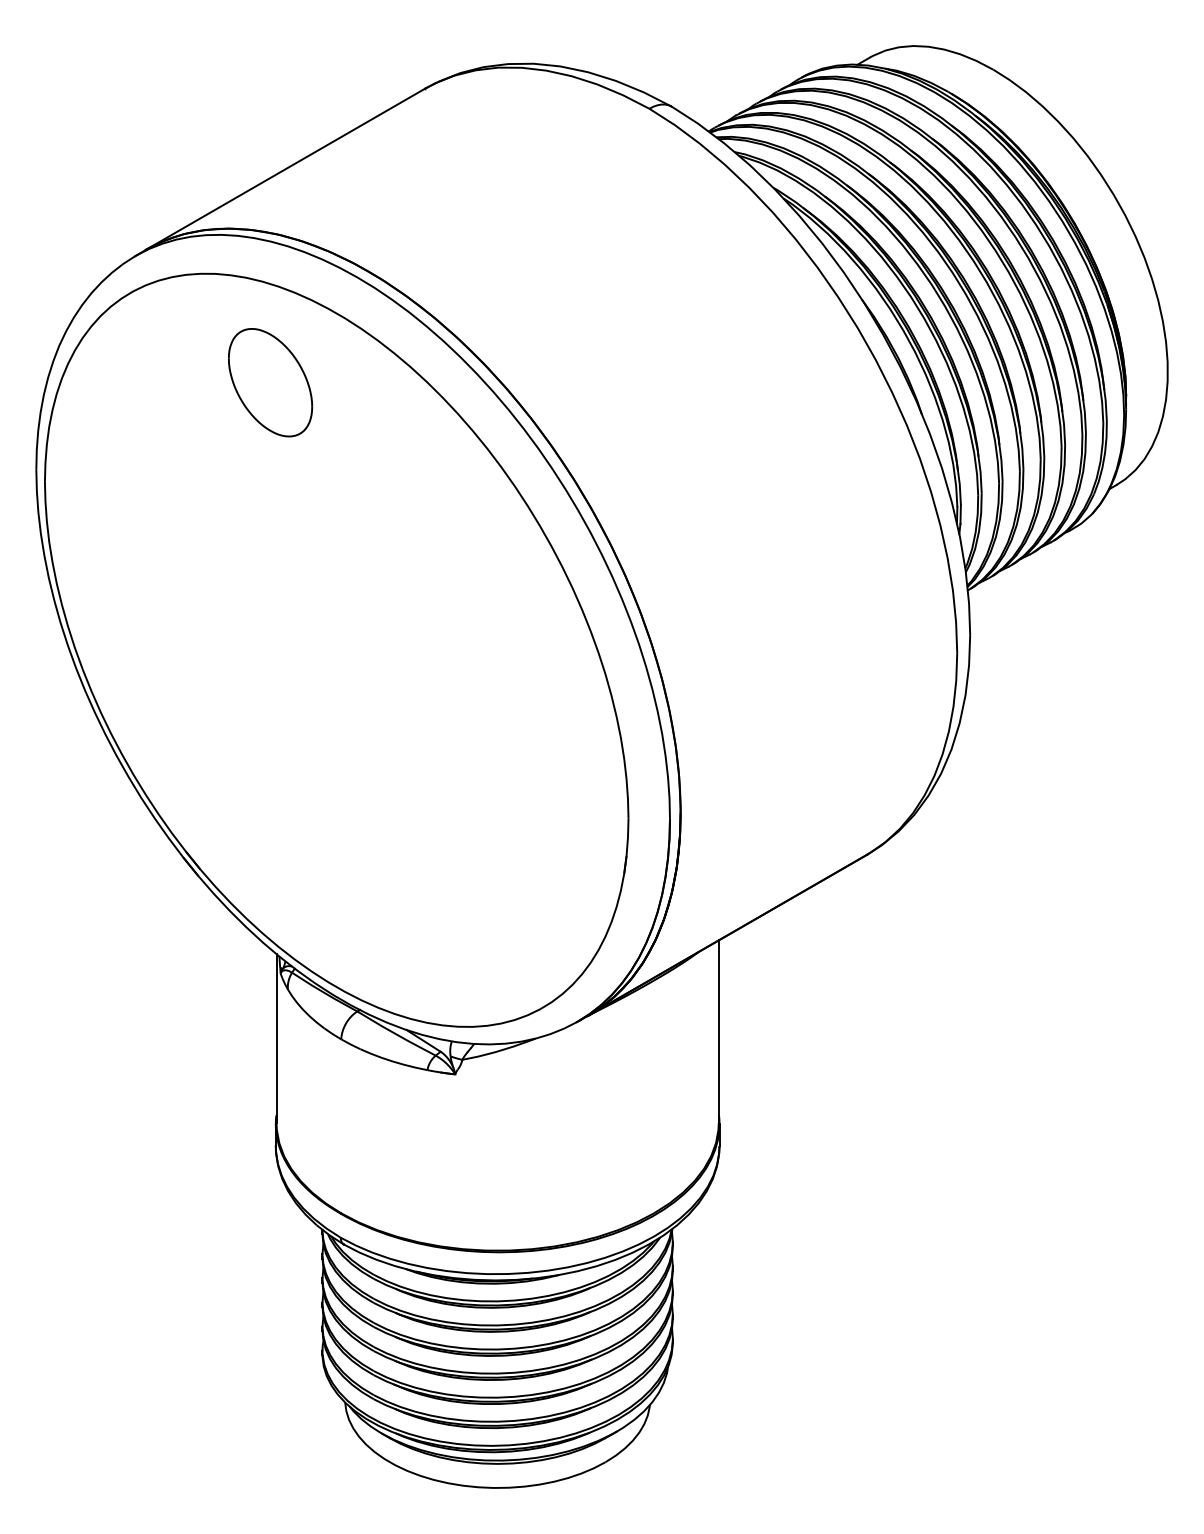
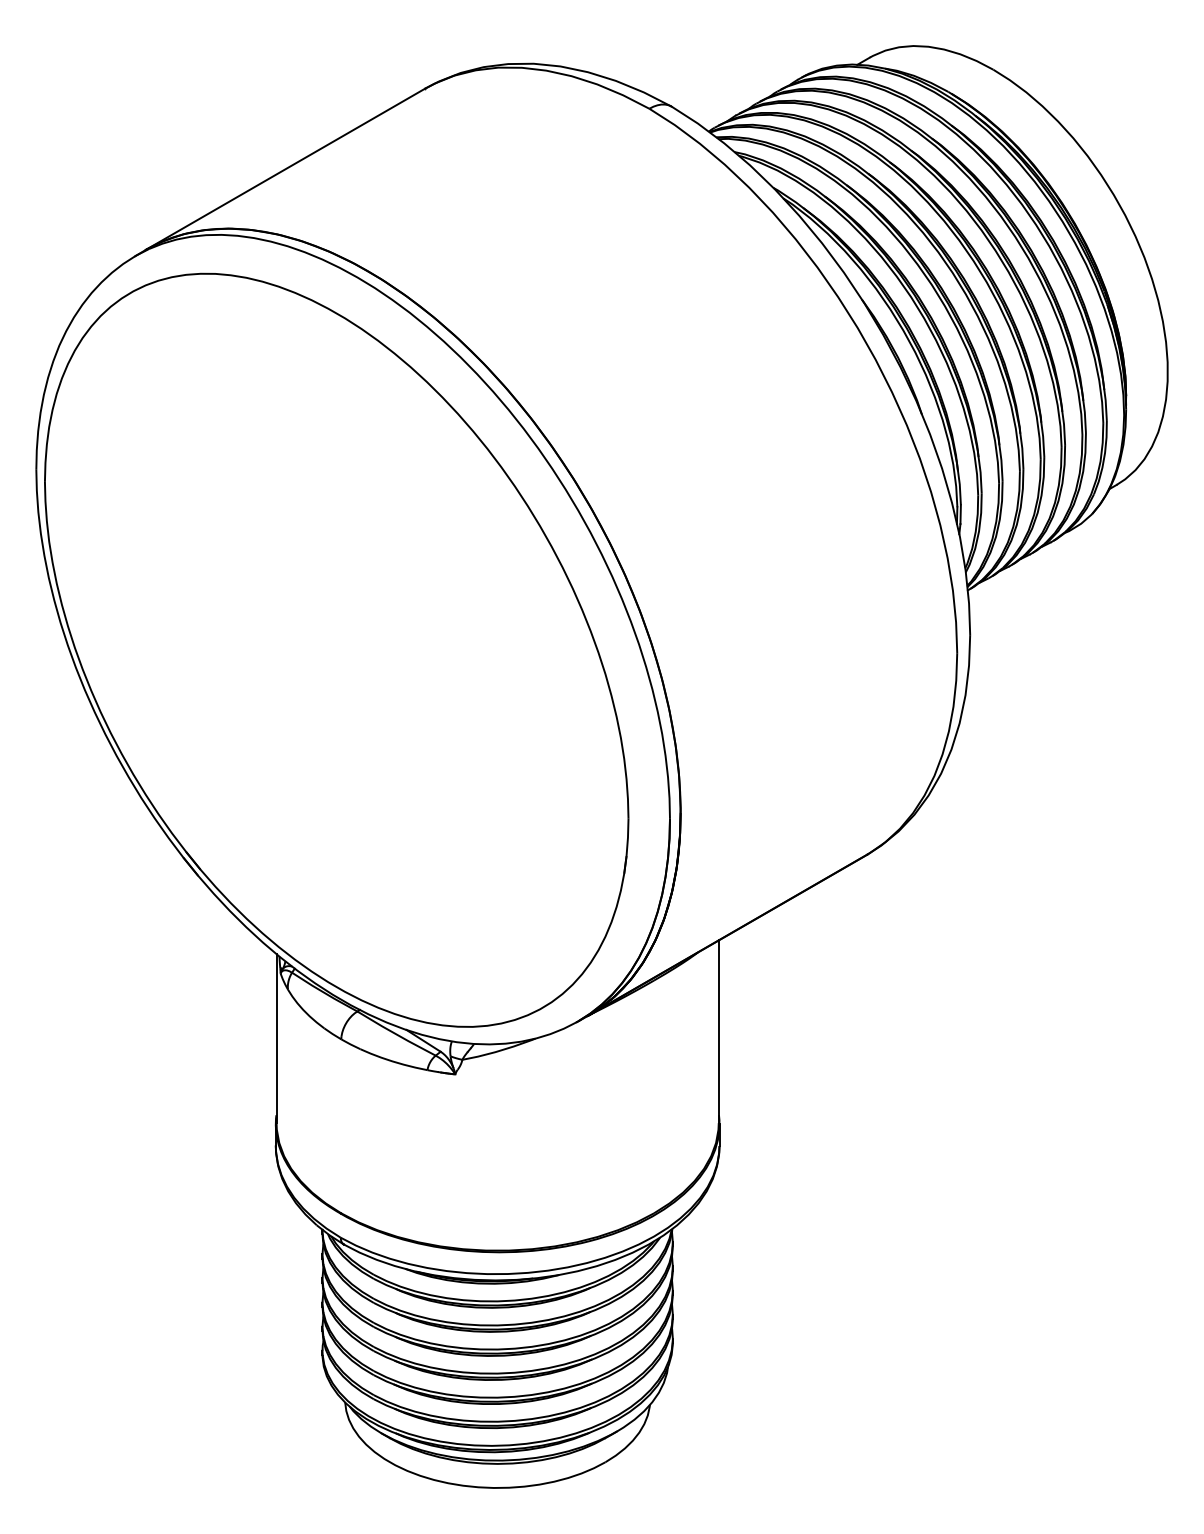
part: present -> none (270, 382)
